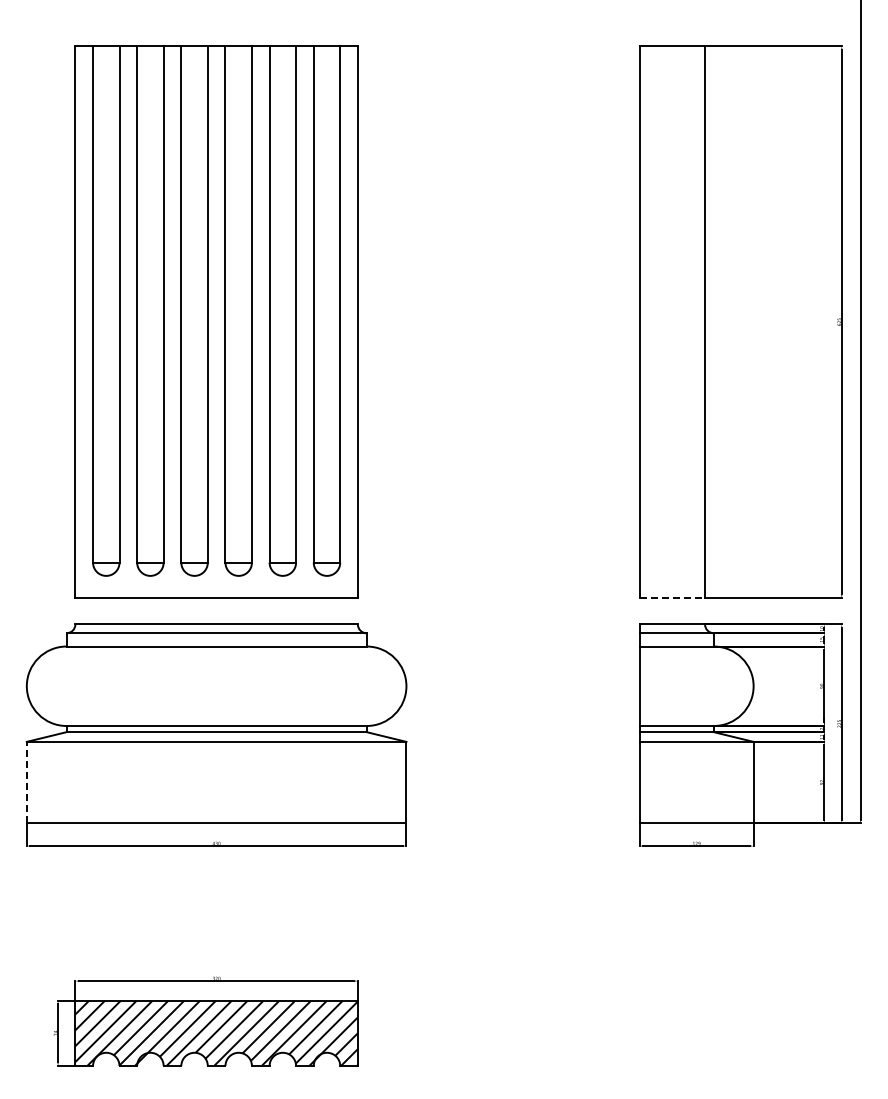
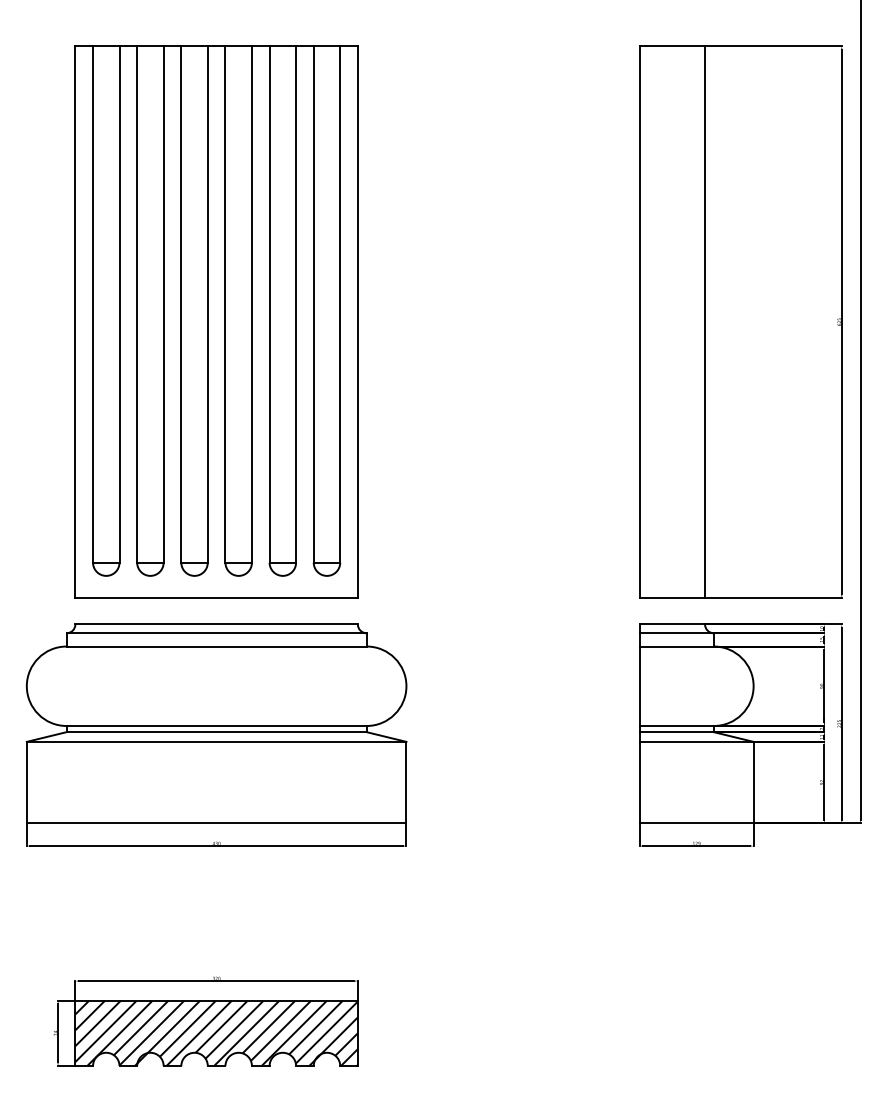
line: dashed -> solid (672, 597)
line: dashed -> solid (26, 782)
